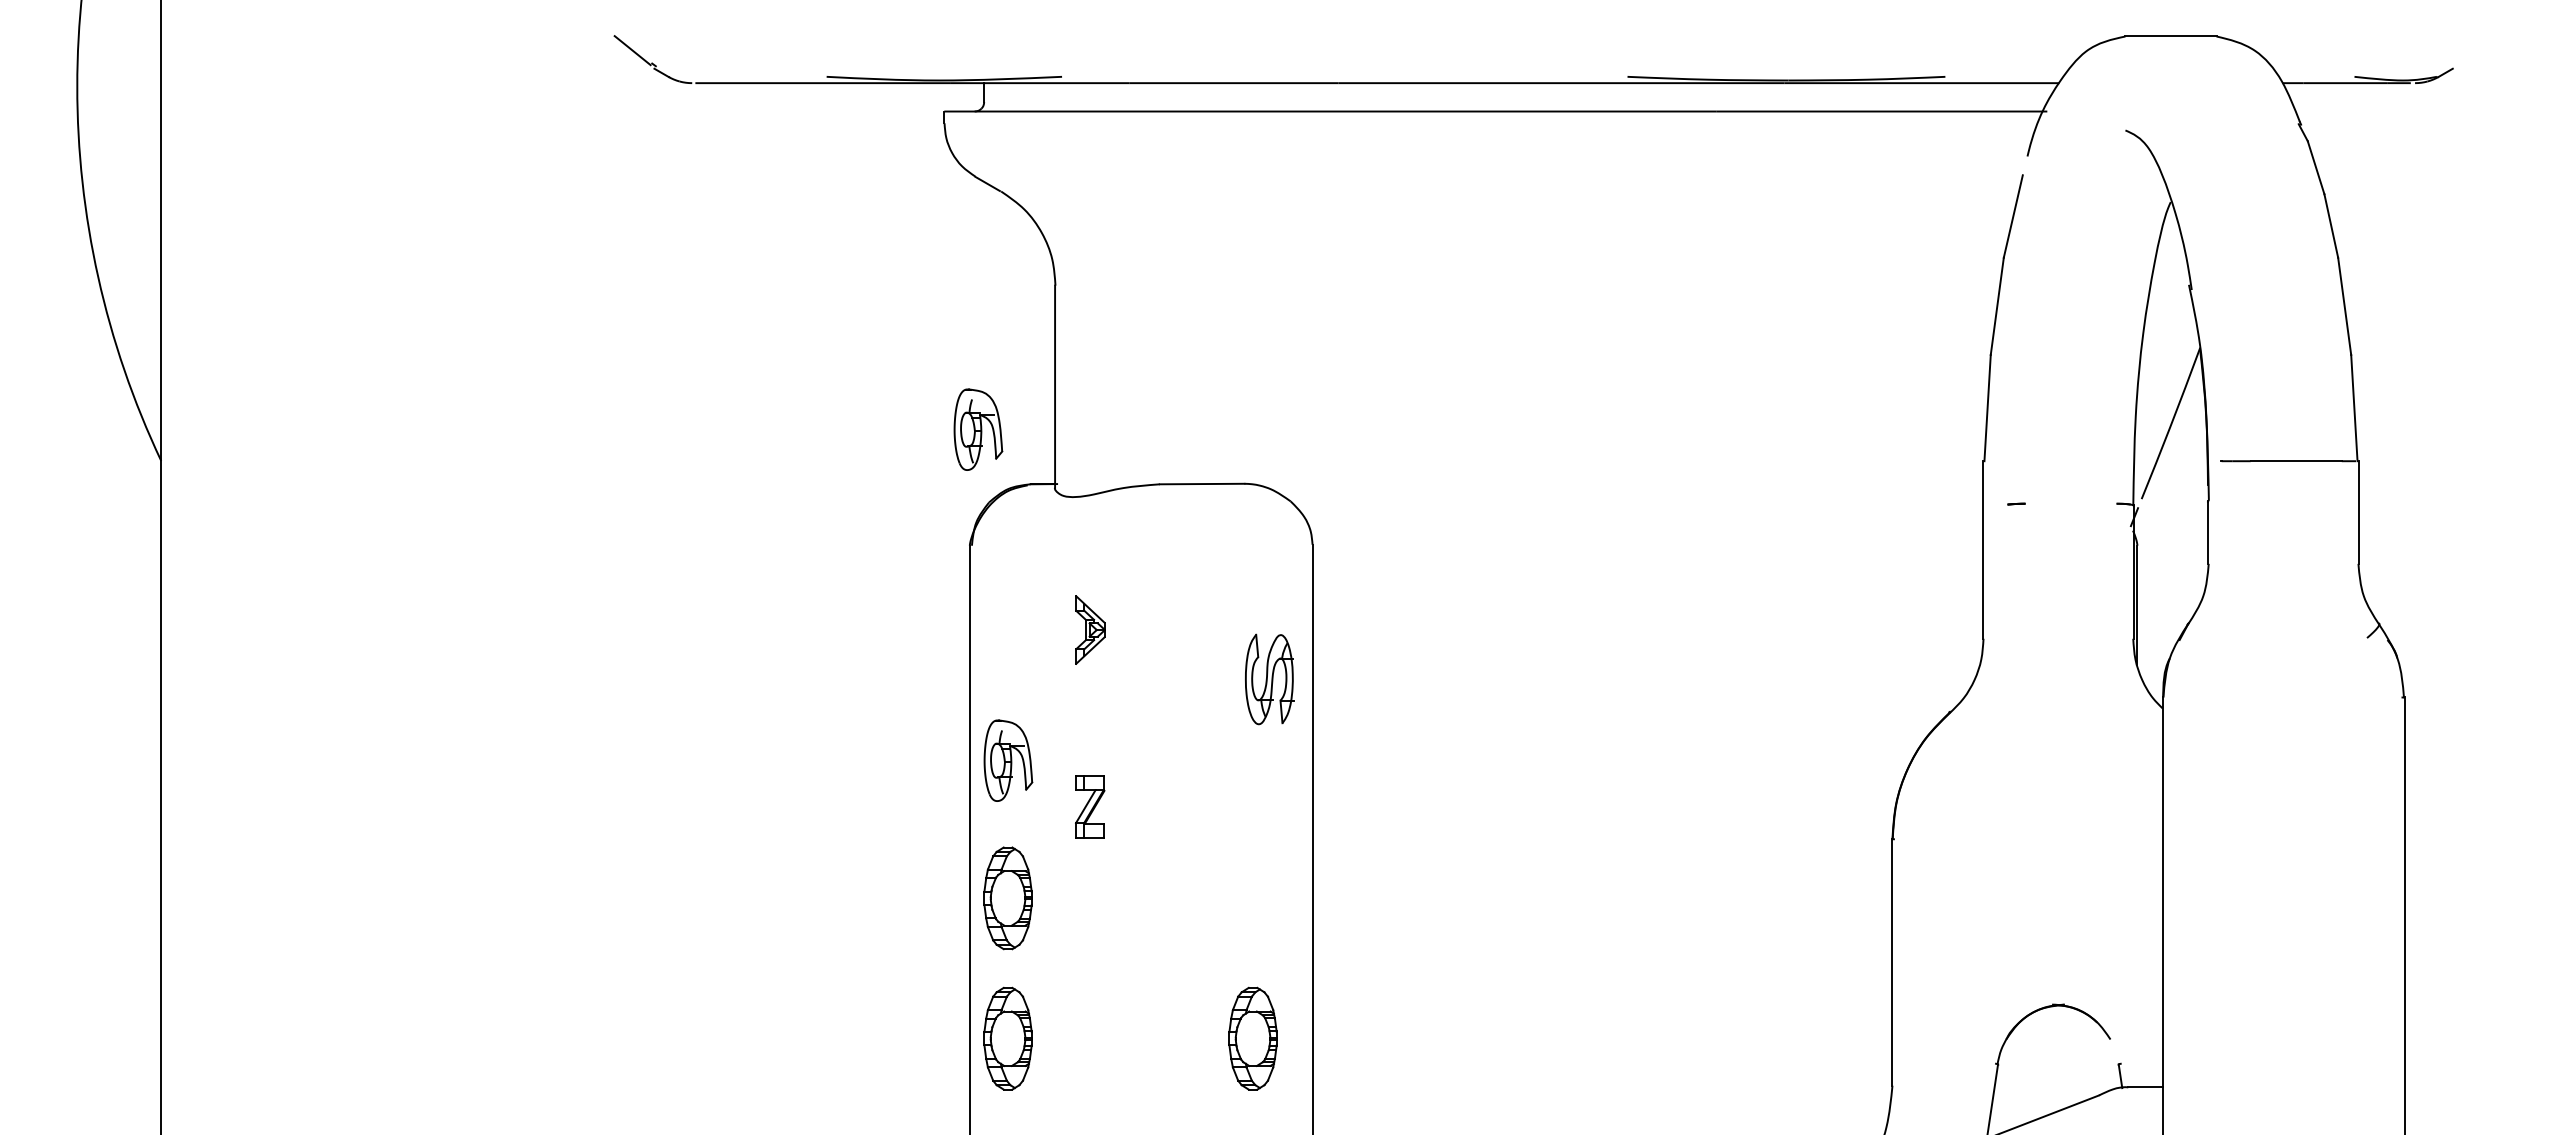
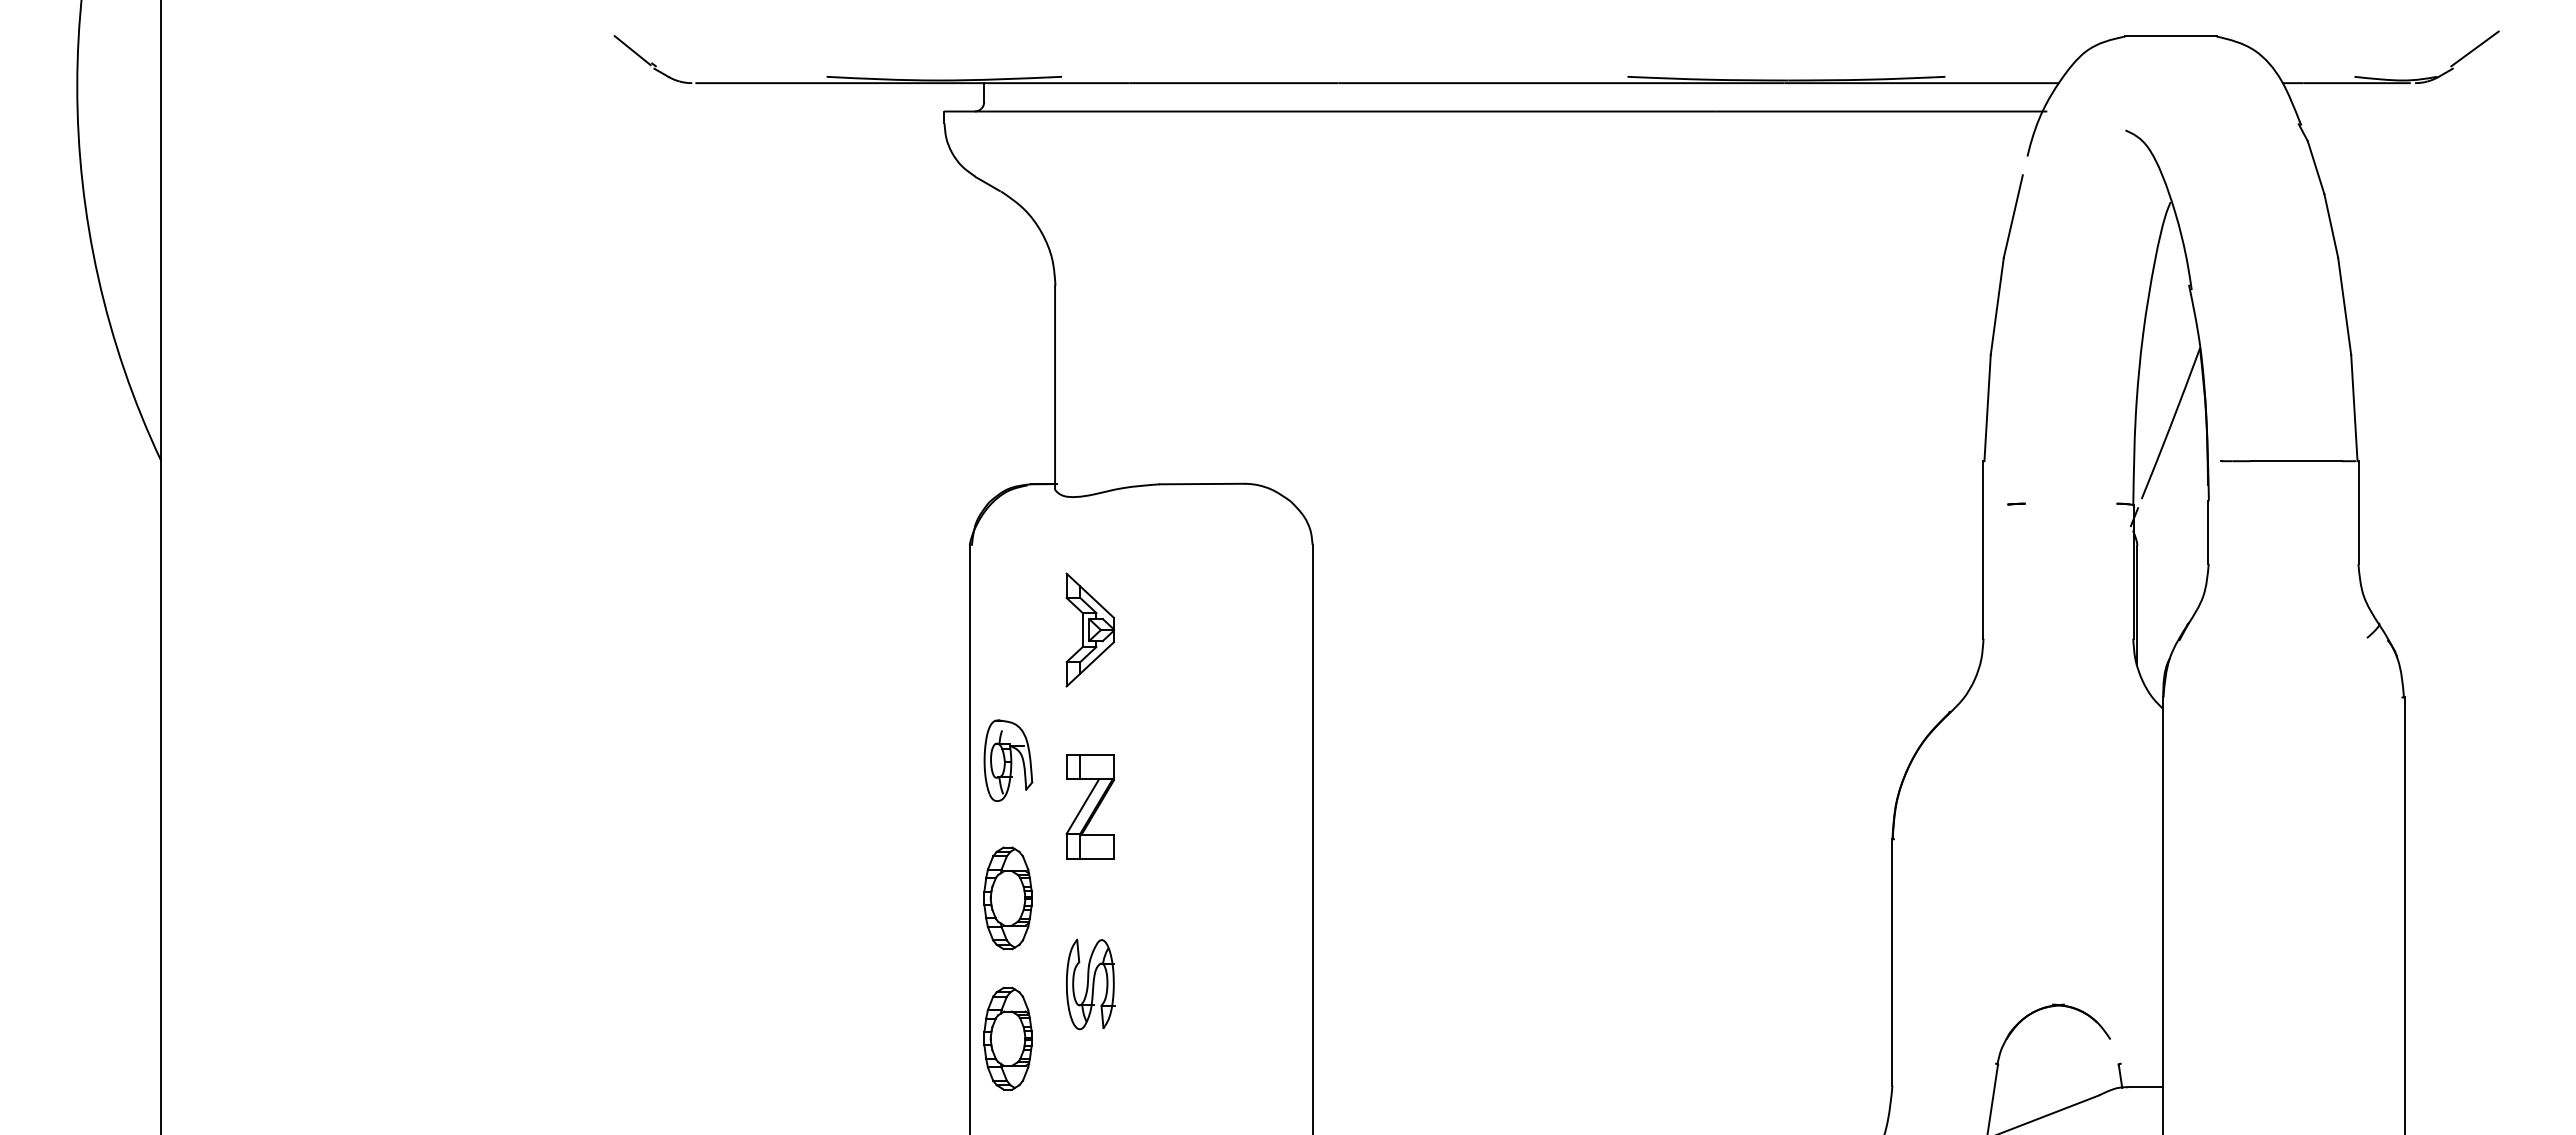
line: none -> present (2474, 48)
part: present -> none (978, 429)
part size: 31x70 px -> 51x116 px (1090, 629)
part position: (1269, 679) -> (1090, 984) (1090, 984)
part size: 31x64 px -> 50x106 px (1089, 806)
part: present -> none (1252, 1038)
